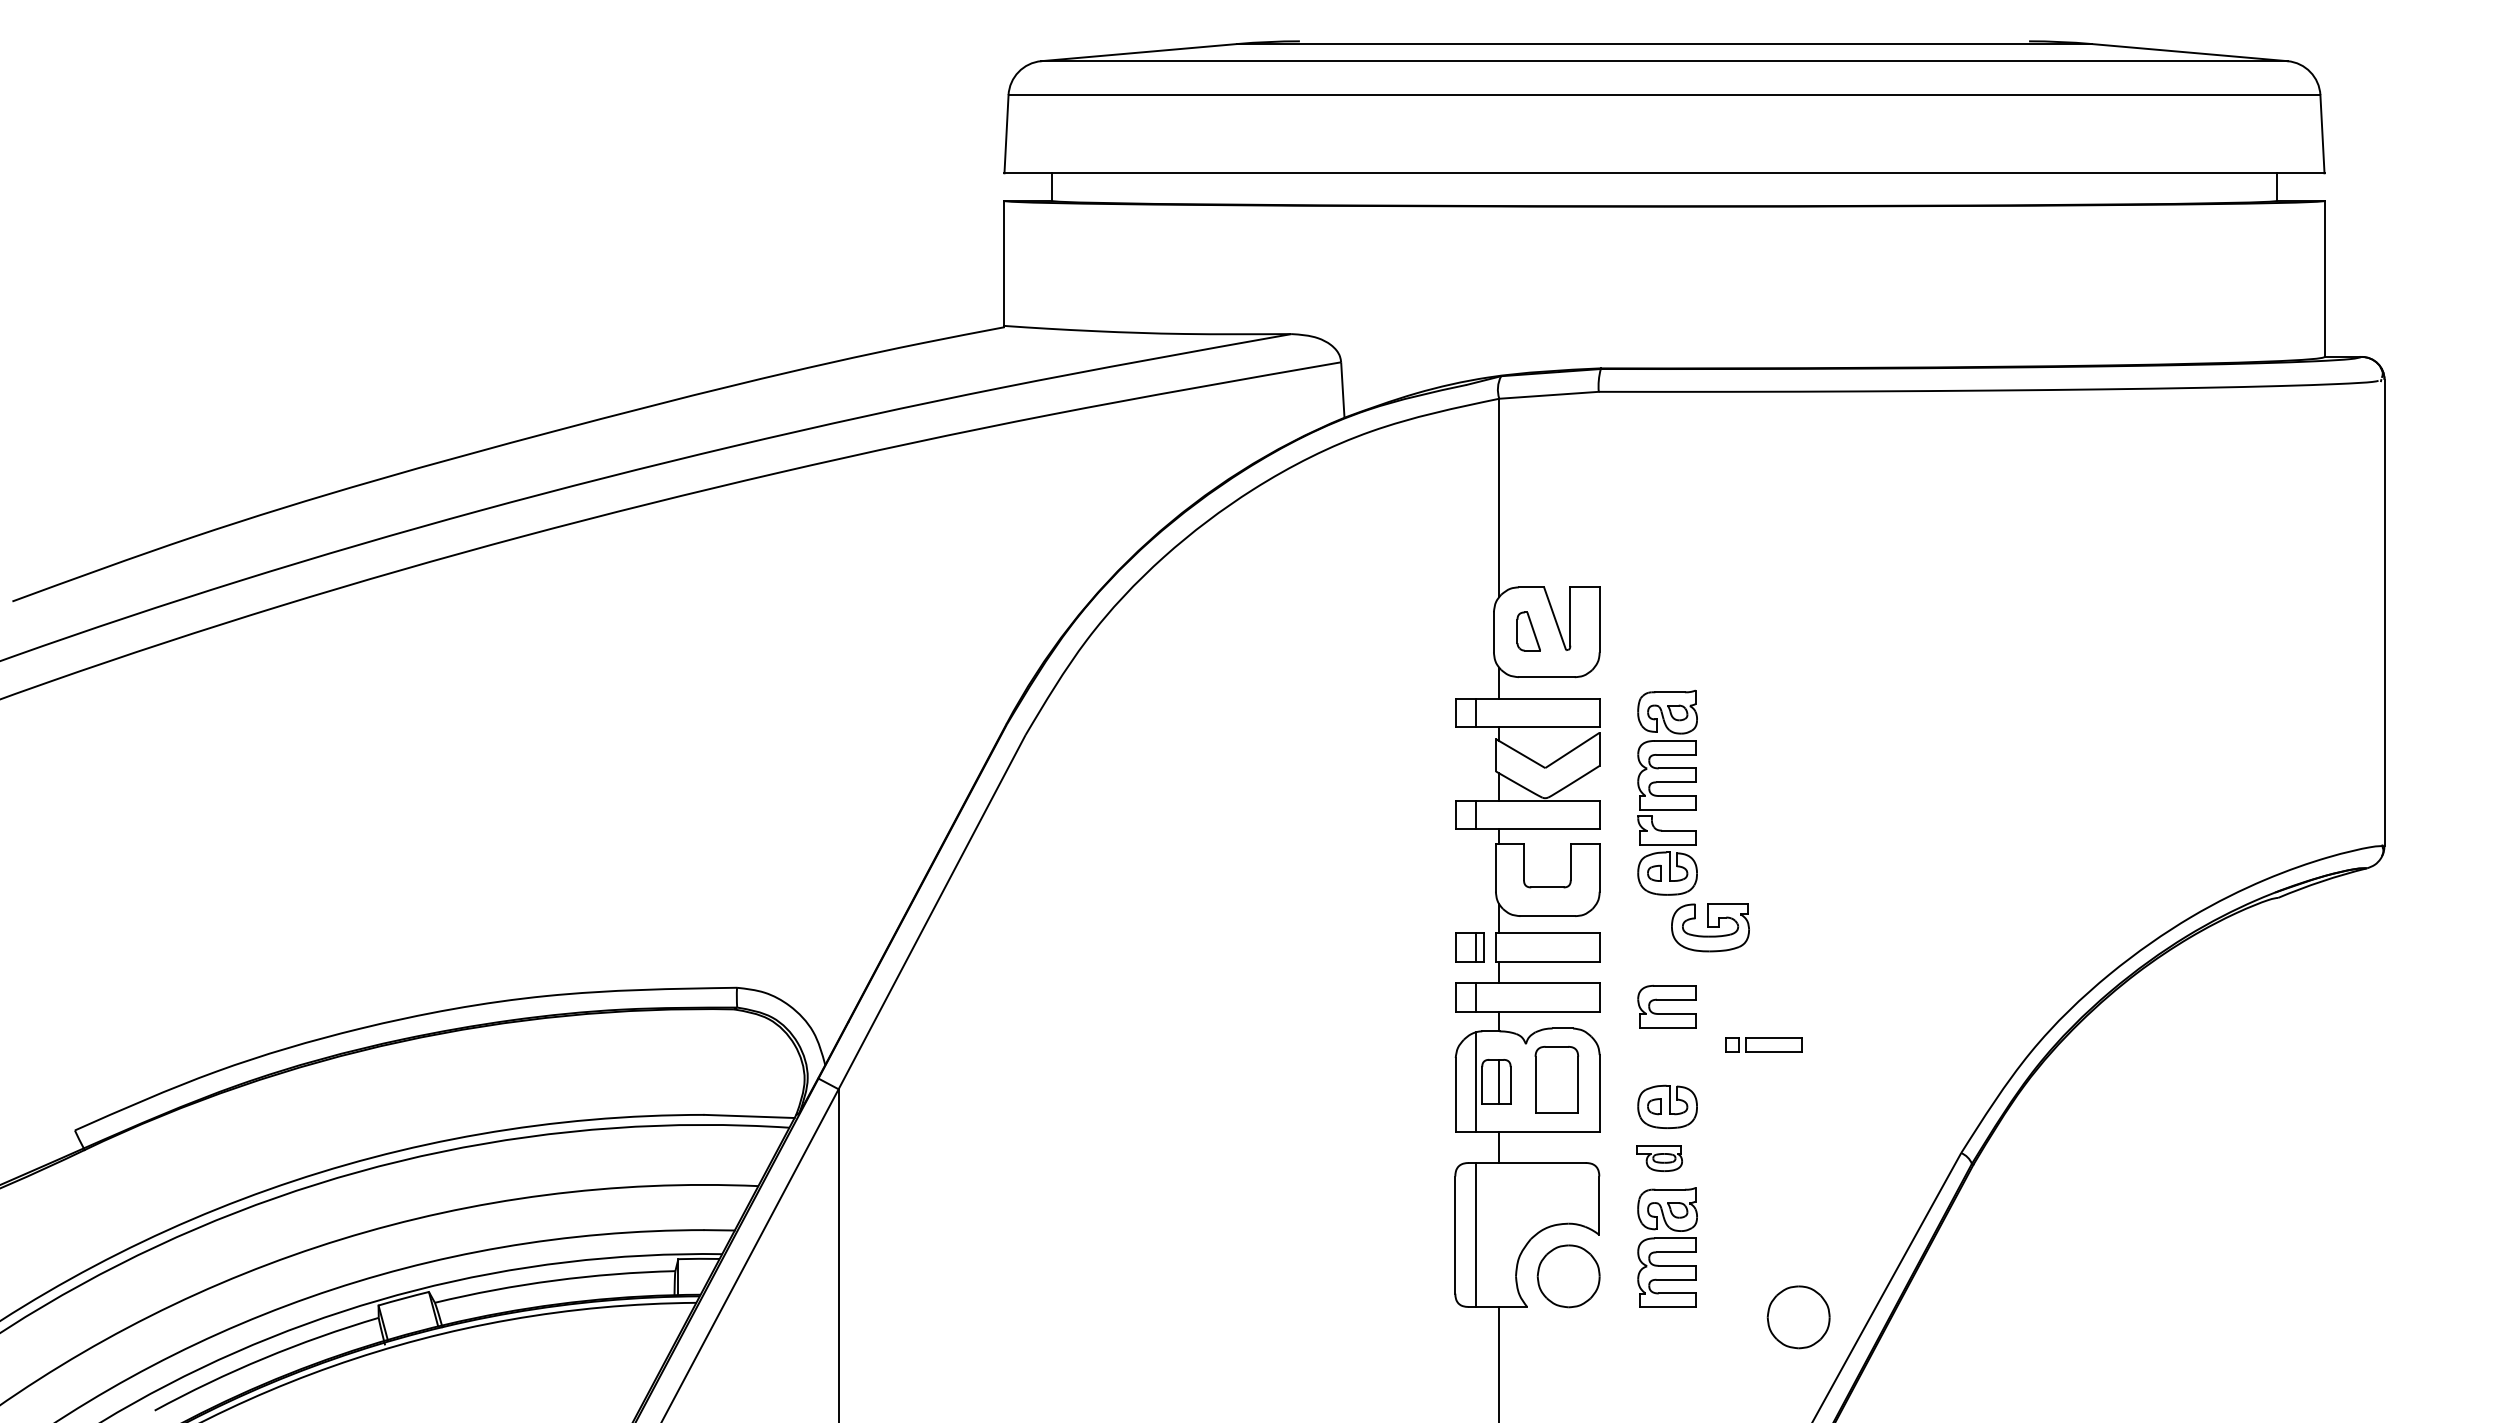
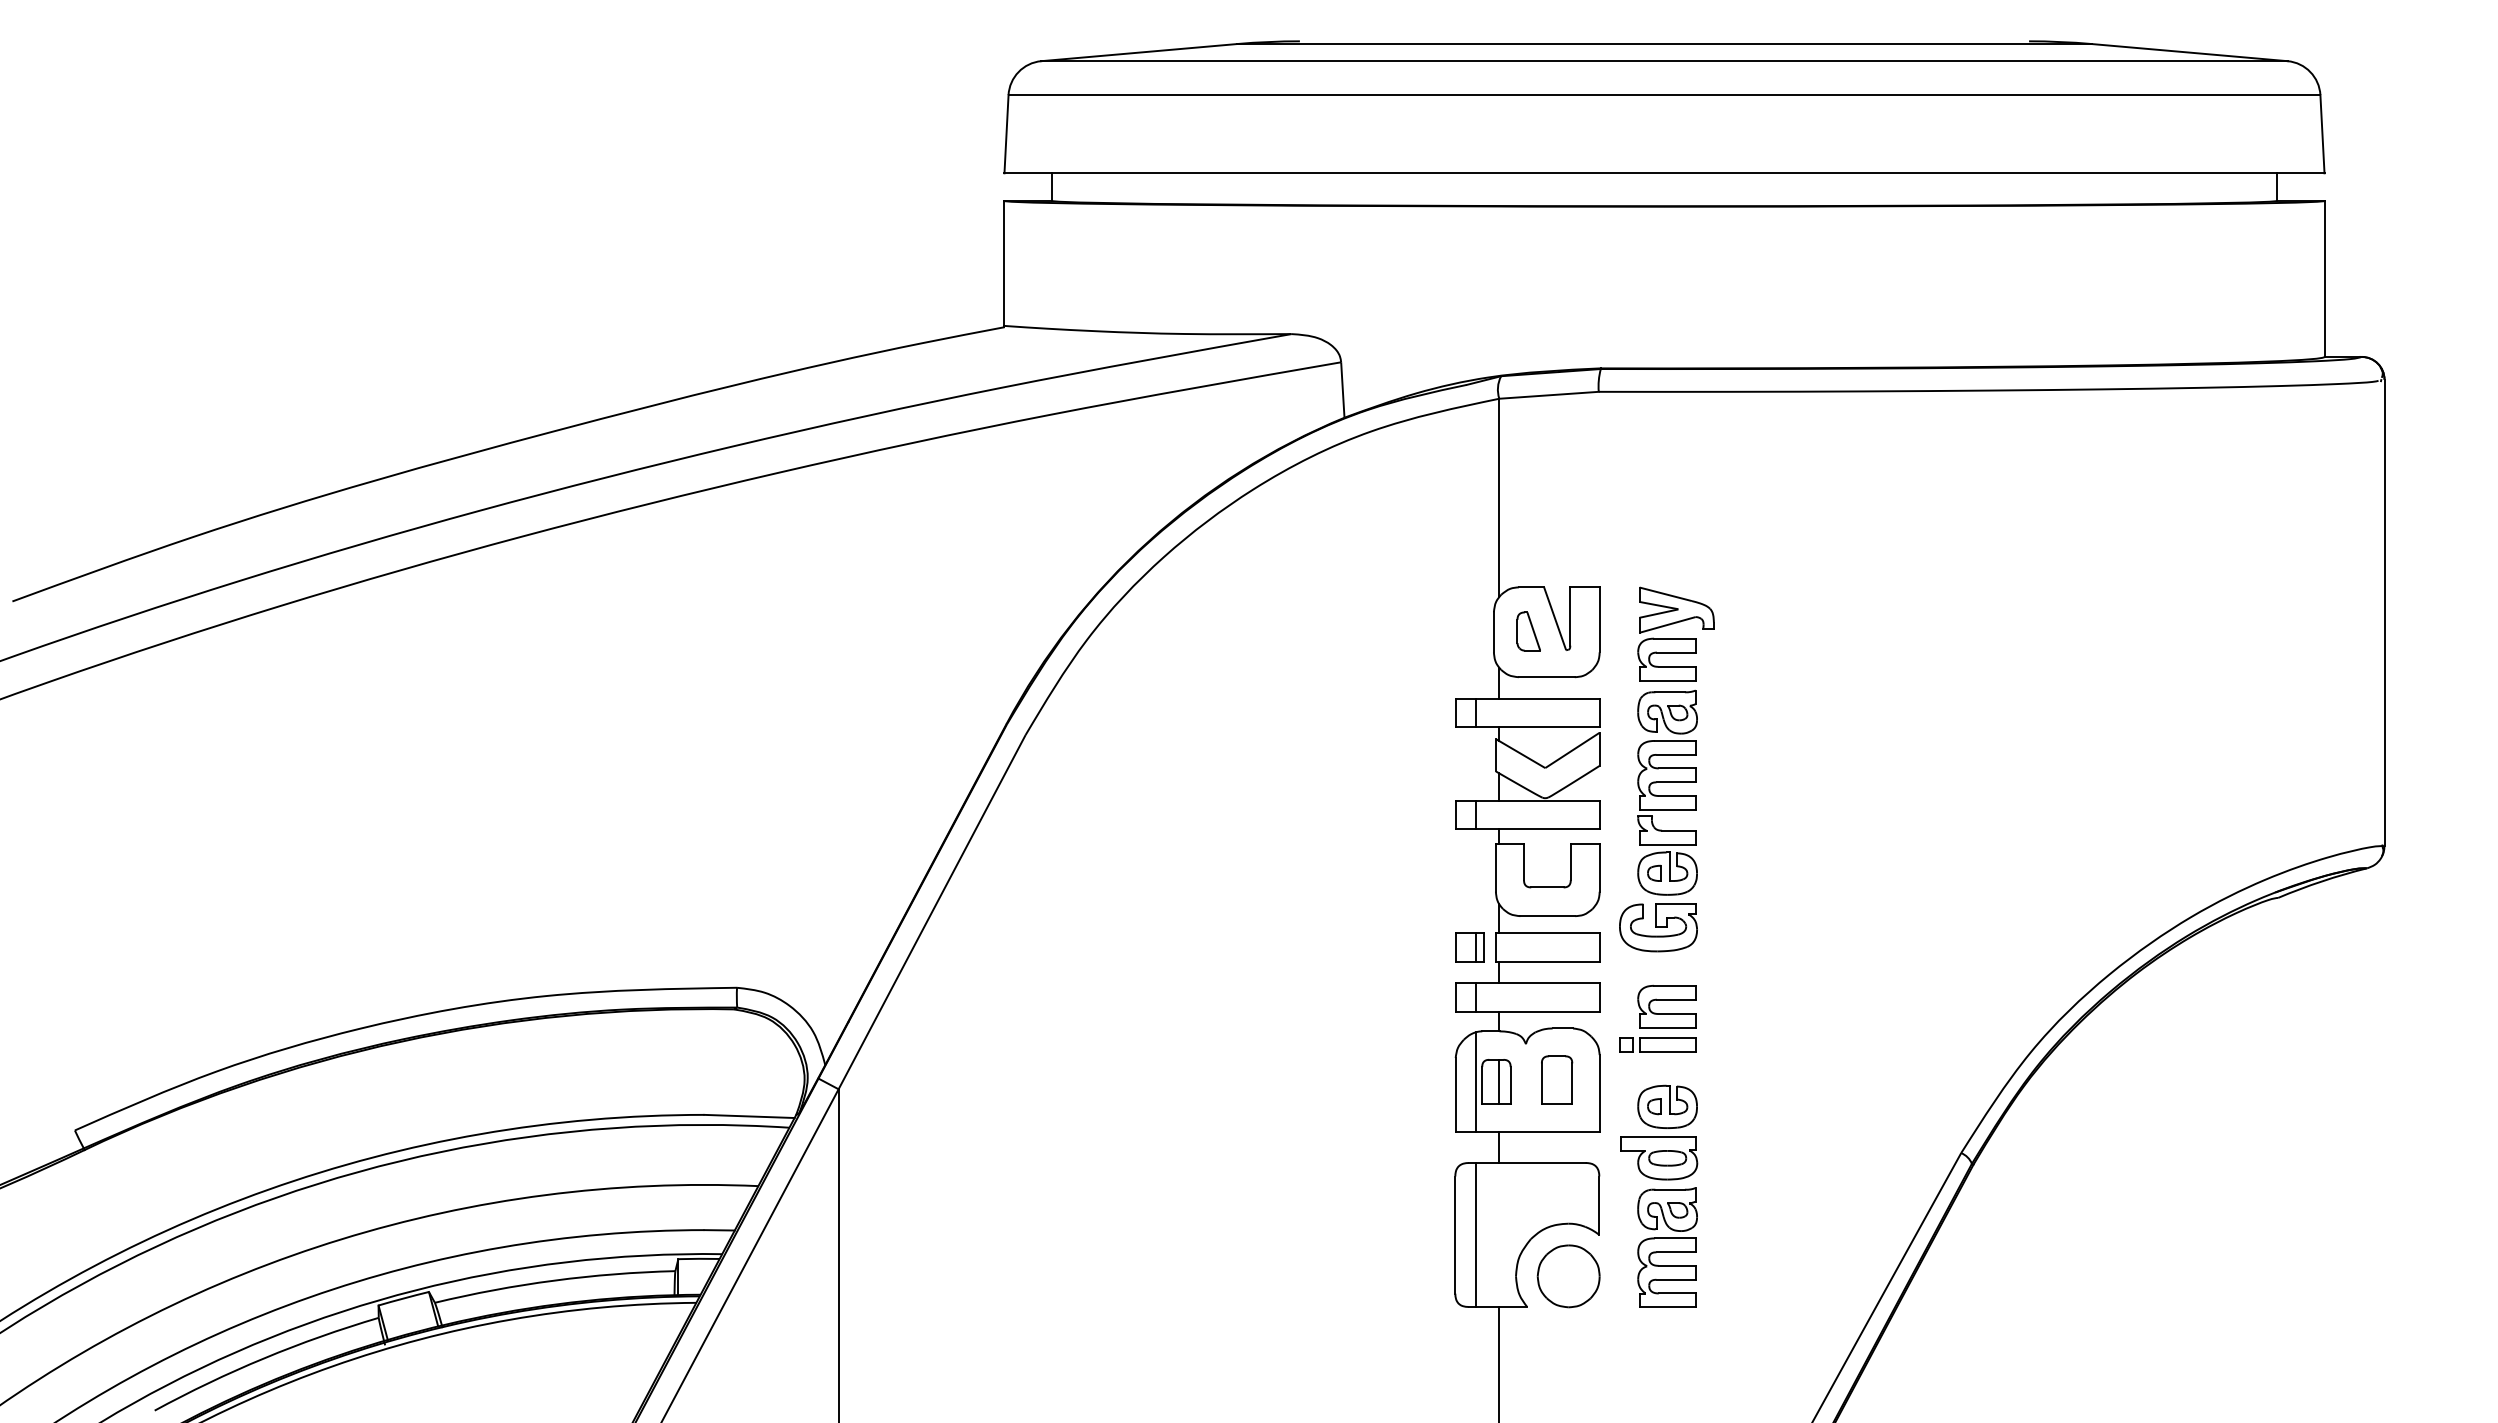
part: none -> present (1675, 633)
part position: (1710, 927) -> (1658, 927) (1658, 927)
part position: (1763, 1044) -> (1657, 1044) (1657, 1044)
part size: 45x68 px -> 33x50 px (1557, 1079)
part size: 47x27 px -> 79x45 px (1659, 1158)
part: present -> none (1798, 1317)
